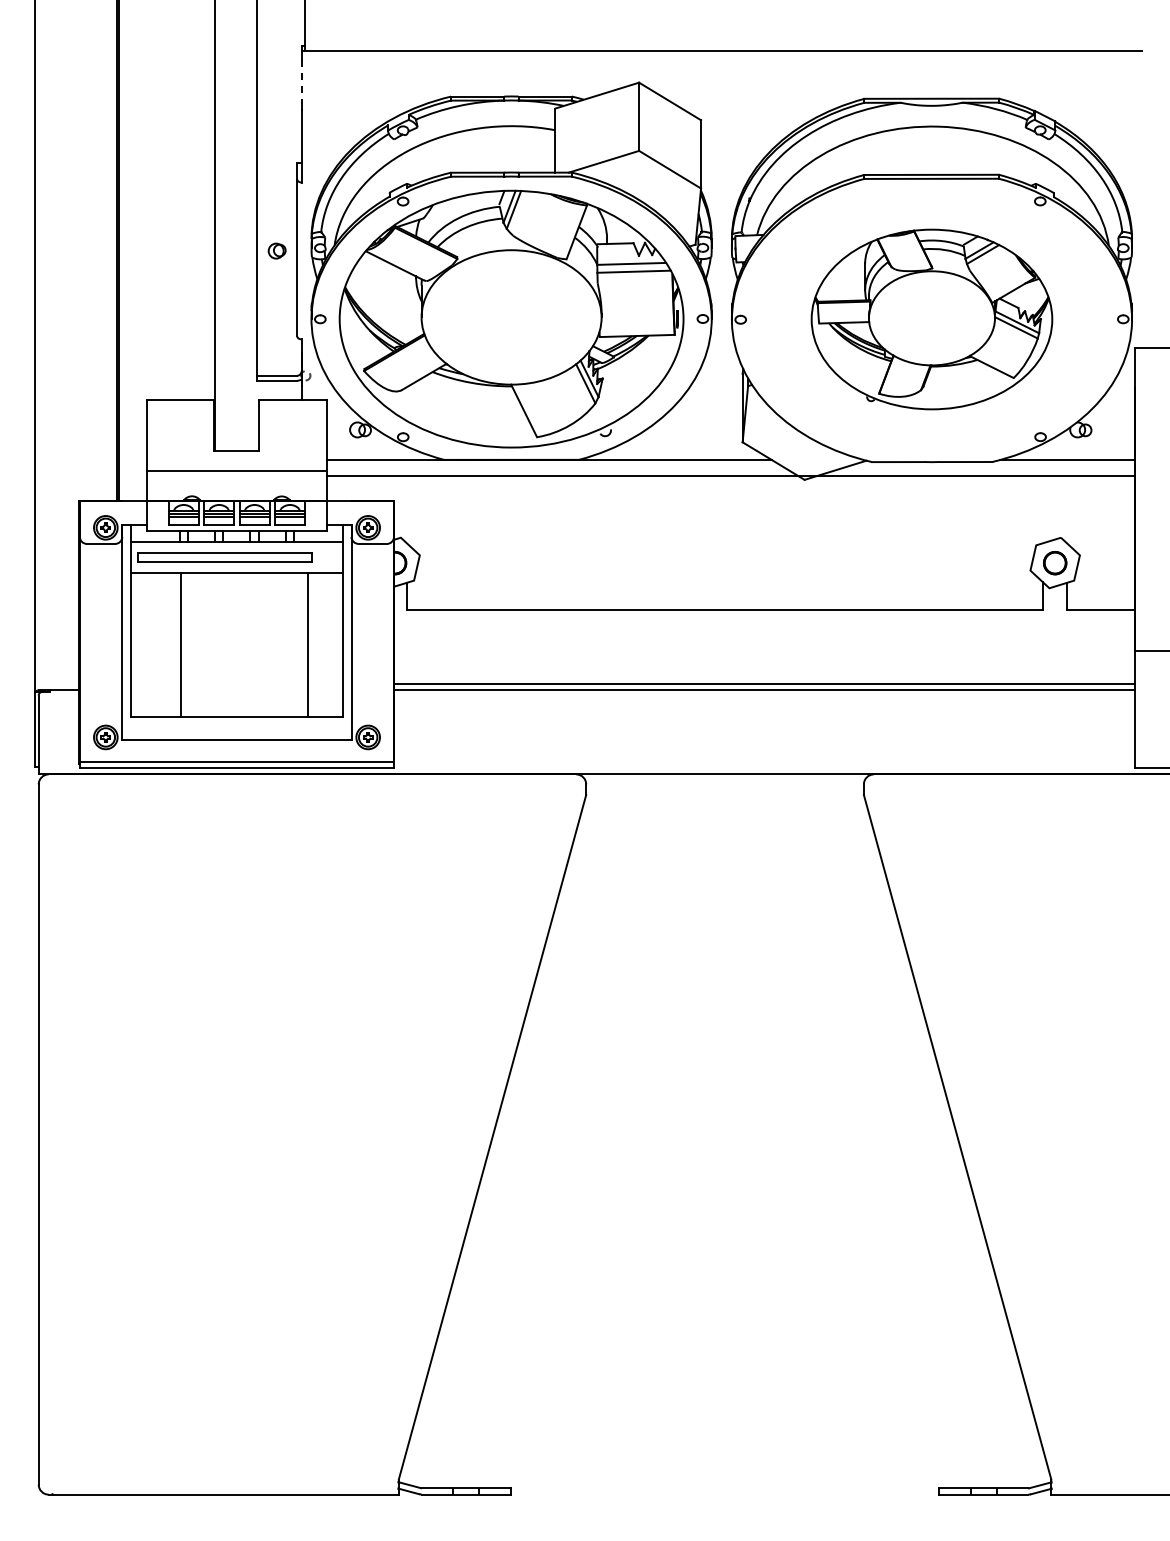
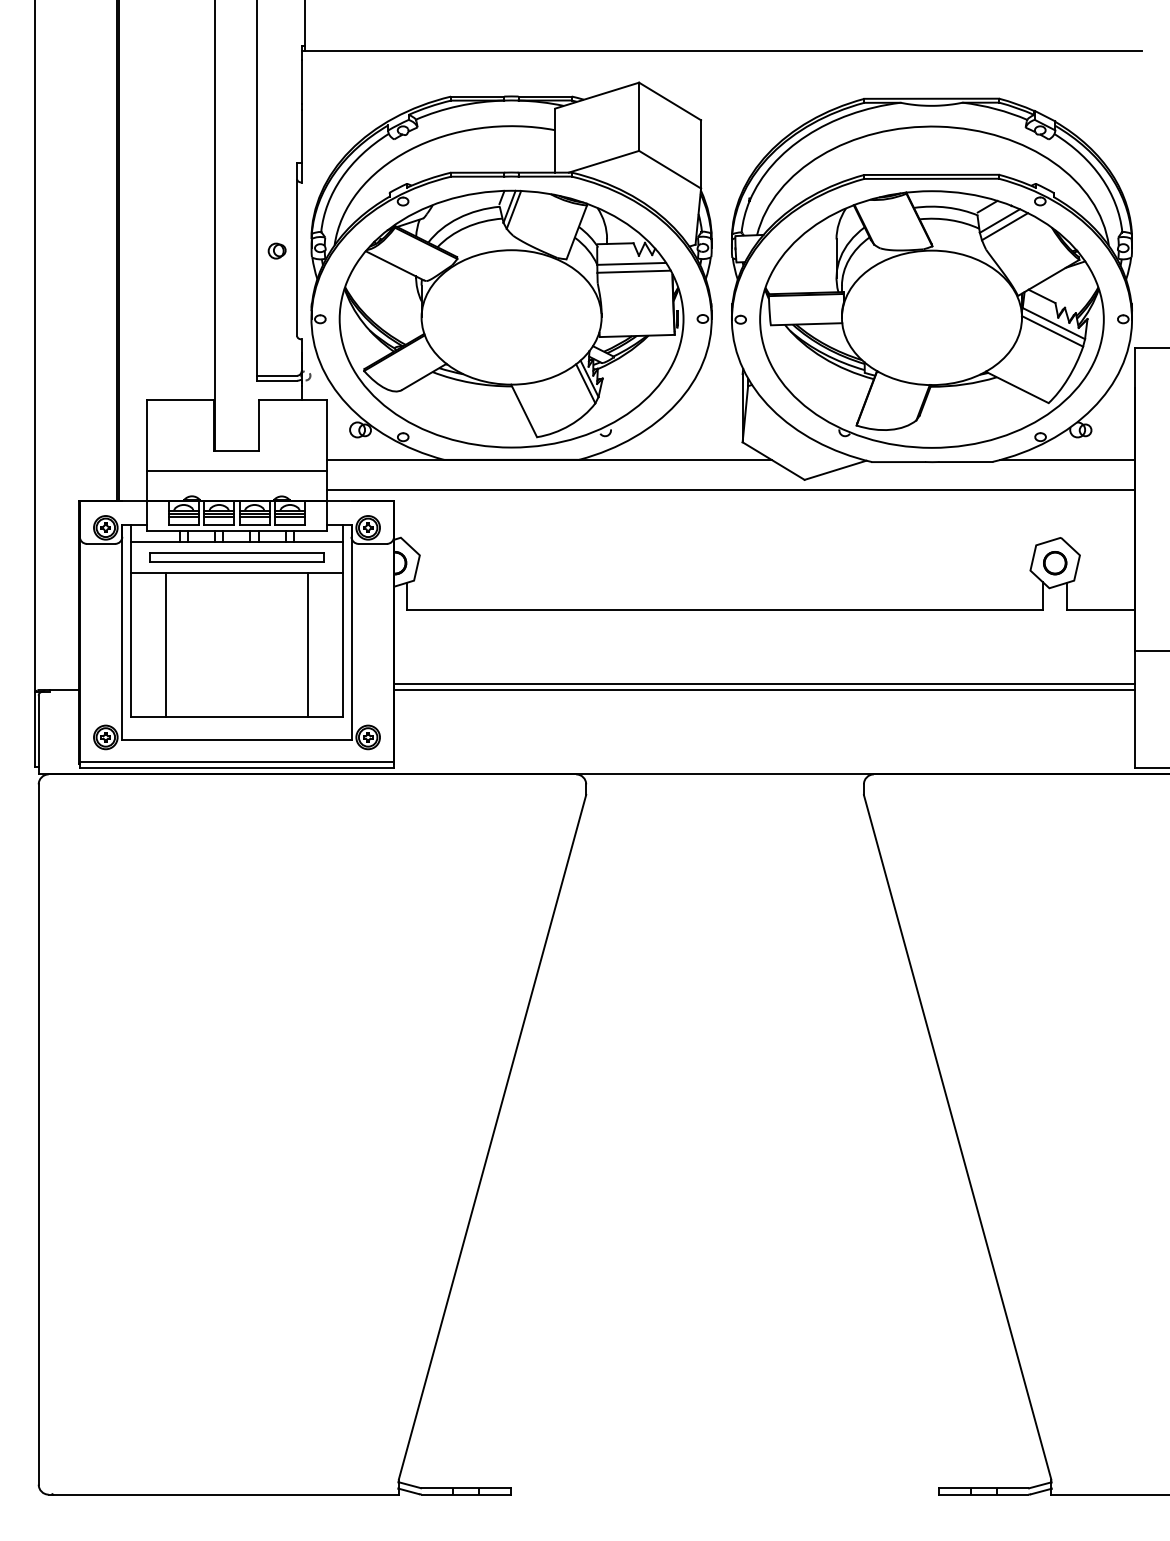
line: dashed -> solid (301, 82)
part size: 244x183 px -> 346x259 px (931, 319)
line position: (730, 476) -> (730, 490) (730, 490)
part position: (224, 557) -> (236, 557) (236, 557)
line position: (181, 644) -> (166, 644) (166, 644)
